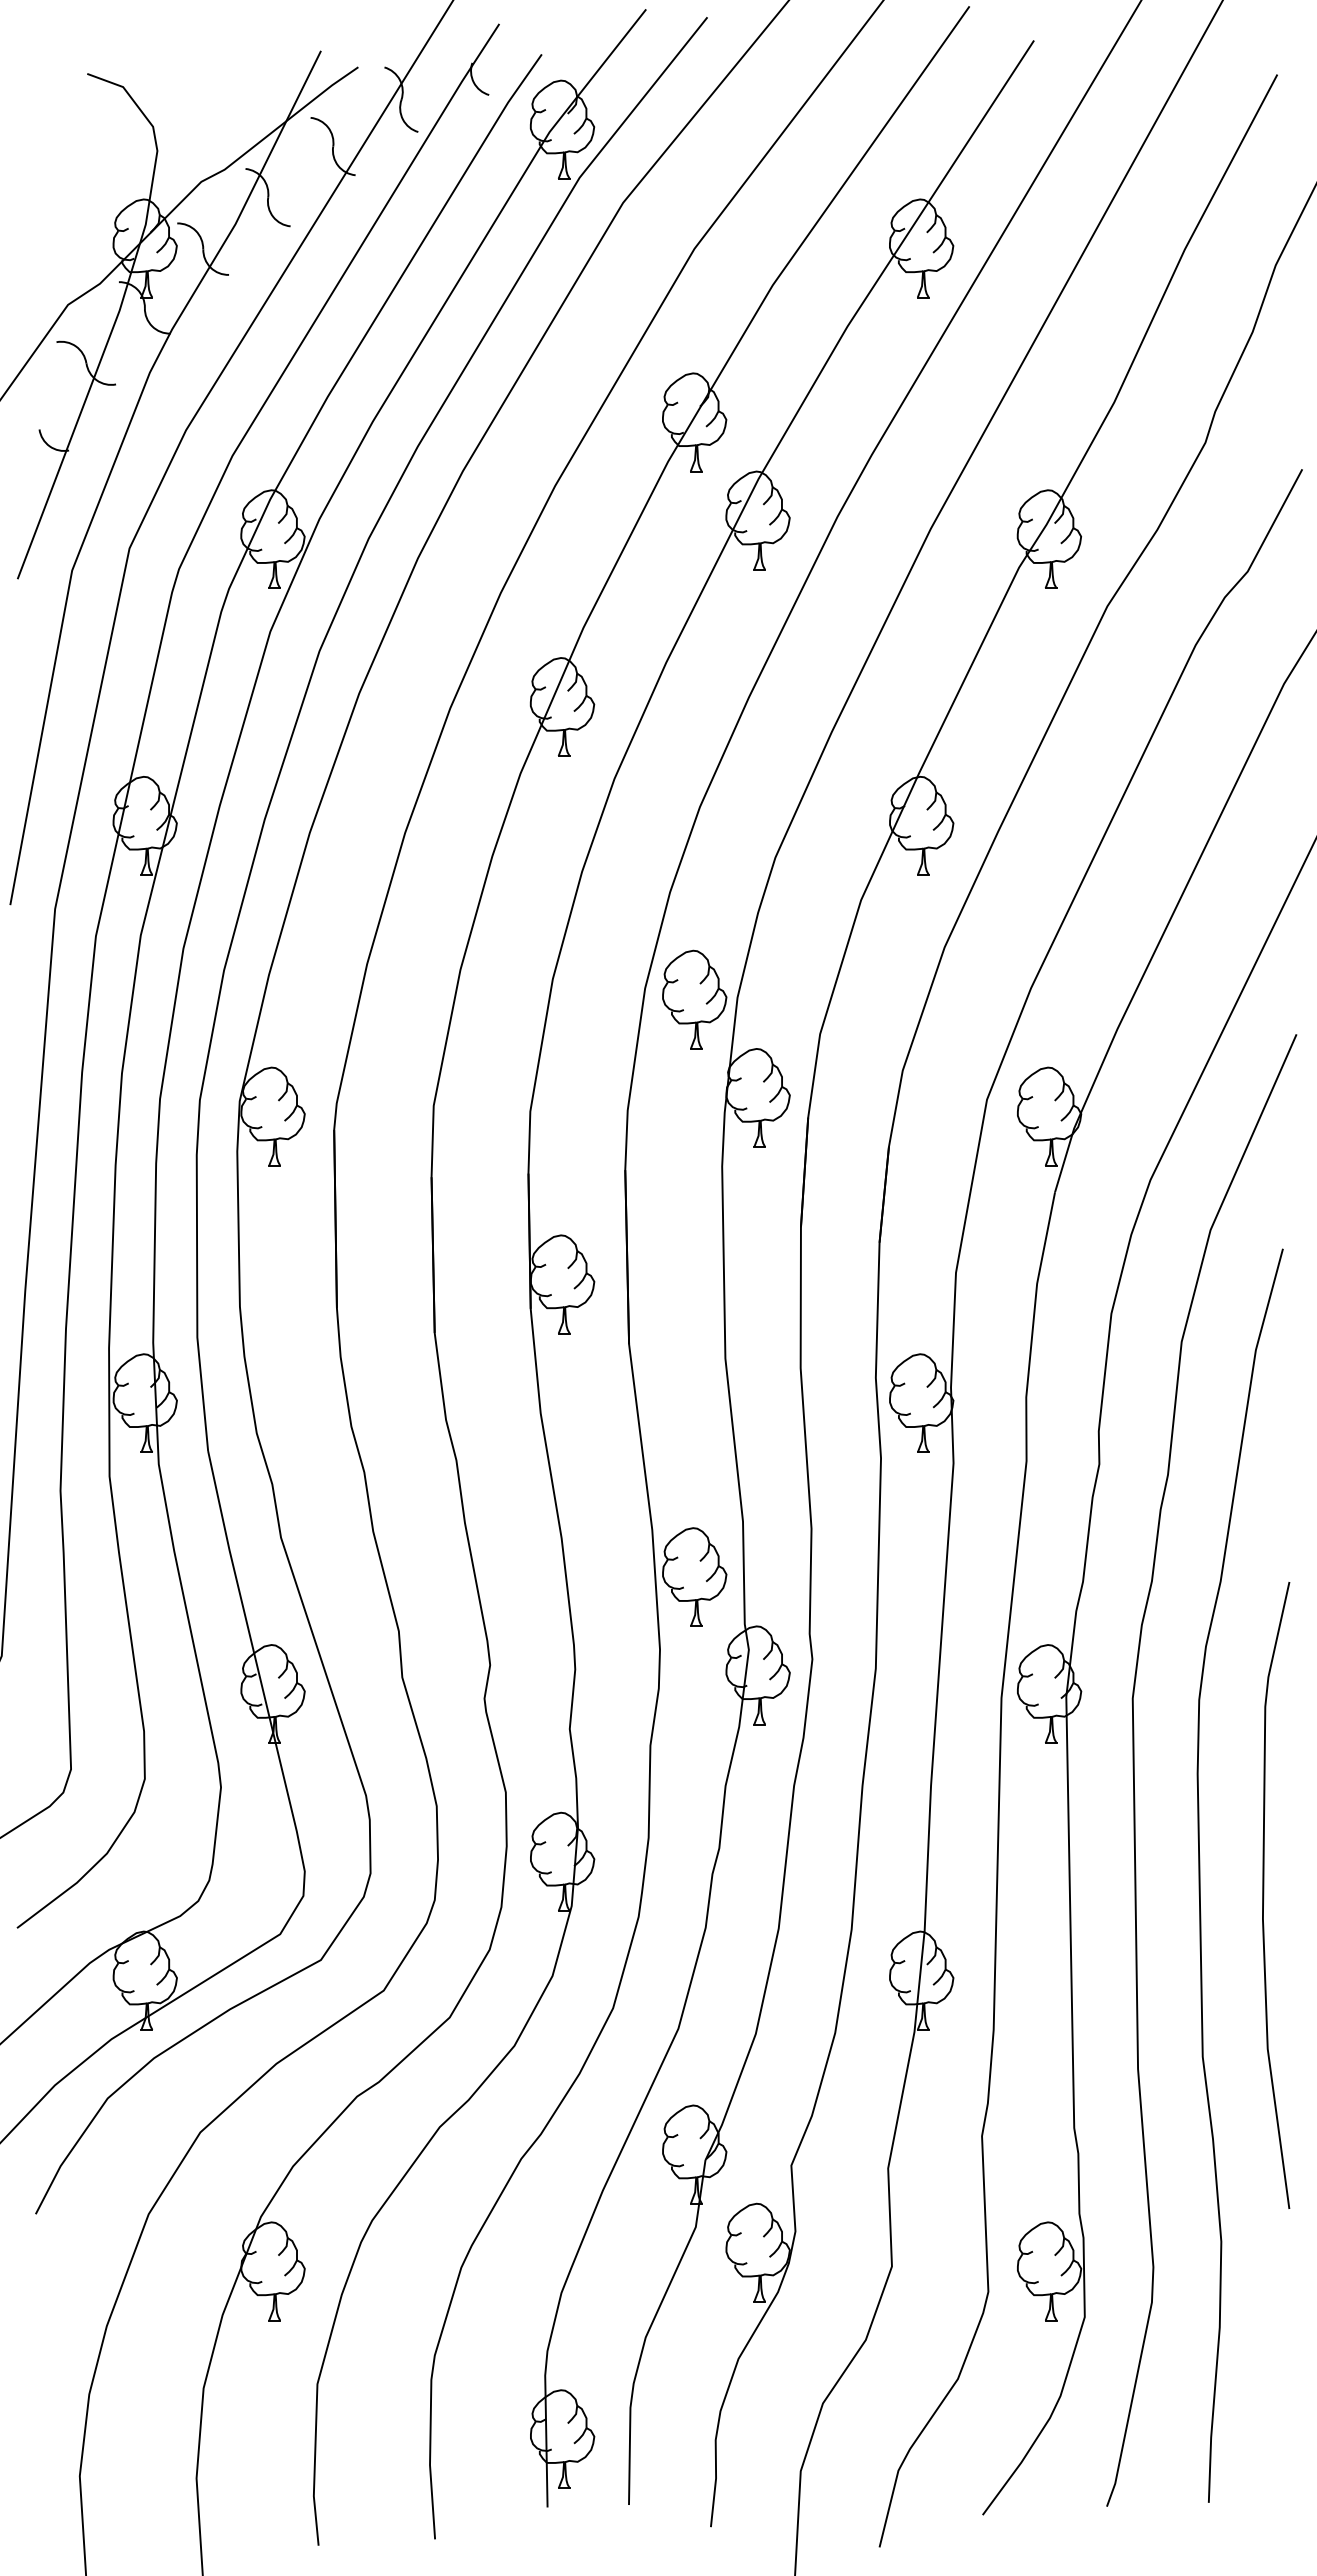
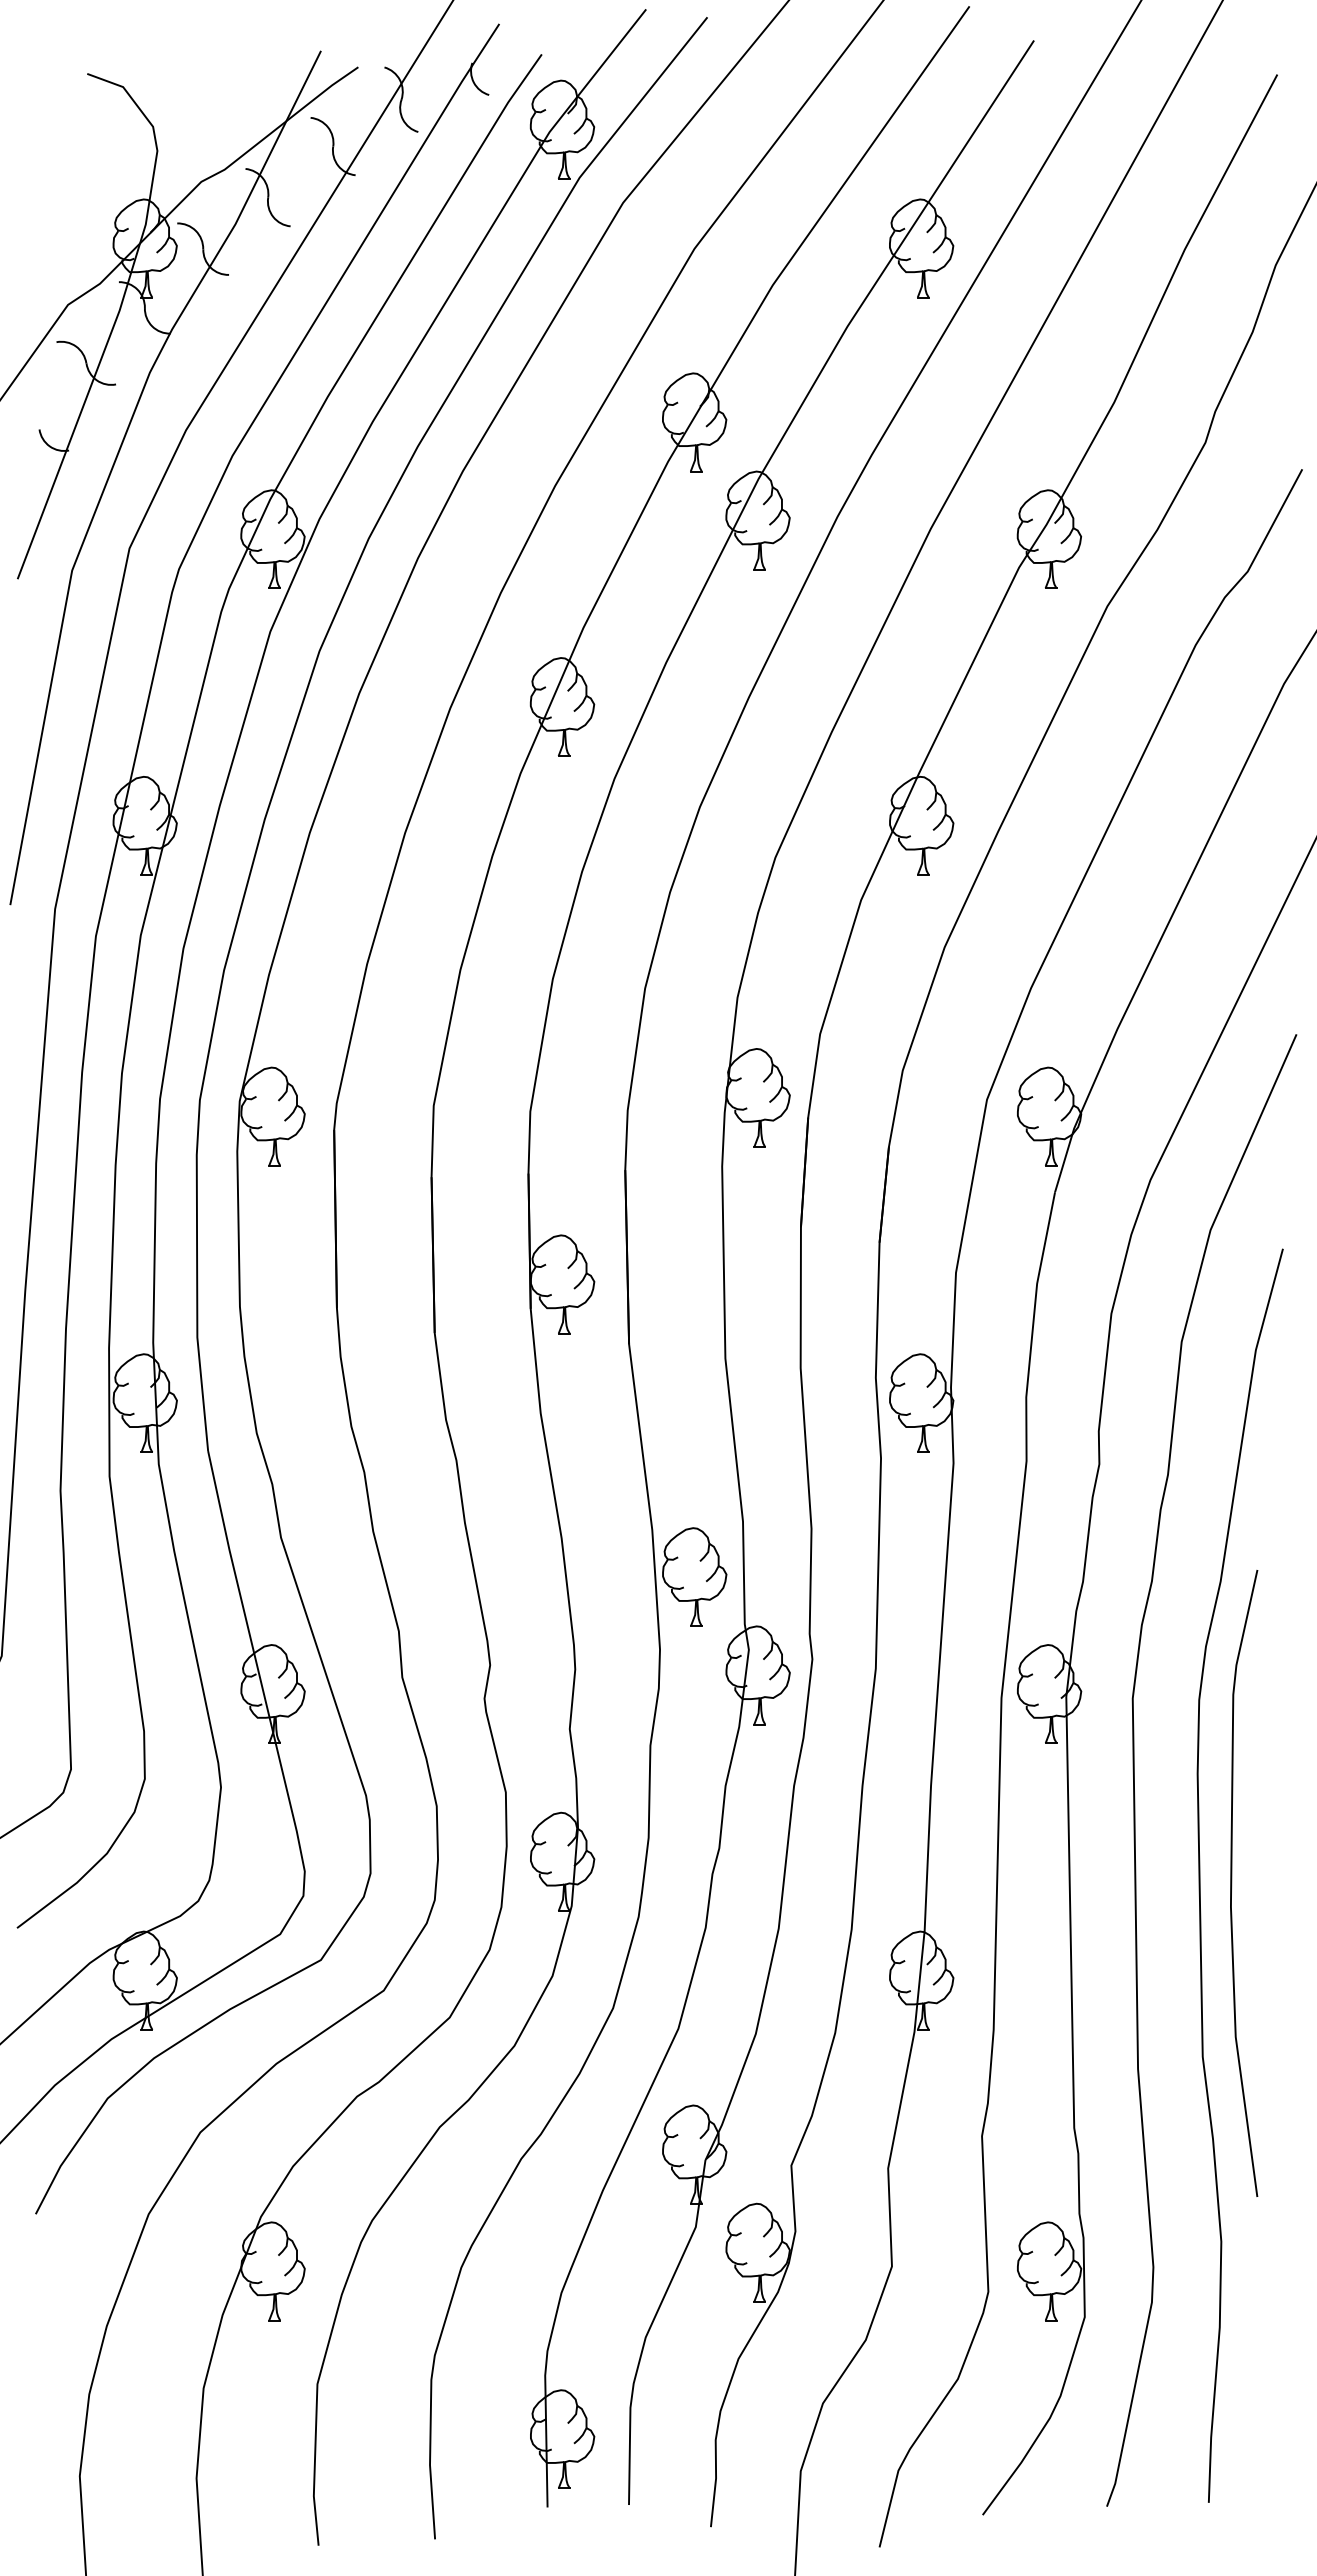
part: present -> none (694, 999)
curve position: (1264, 1895) -> (1232, 1883) (1232, 1883)
